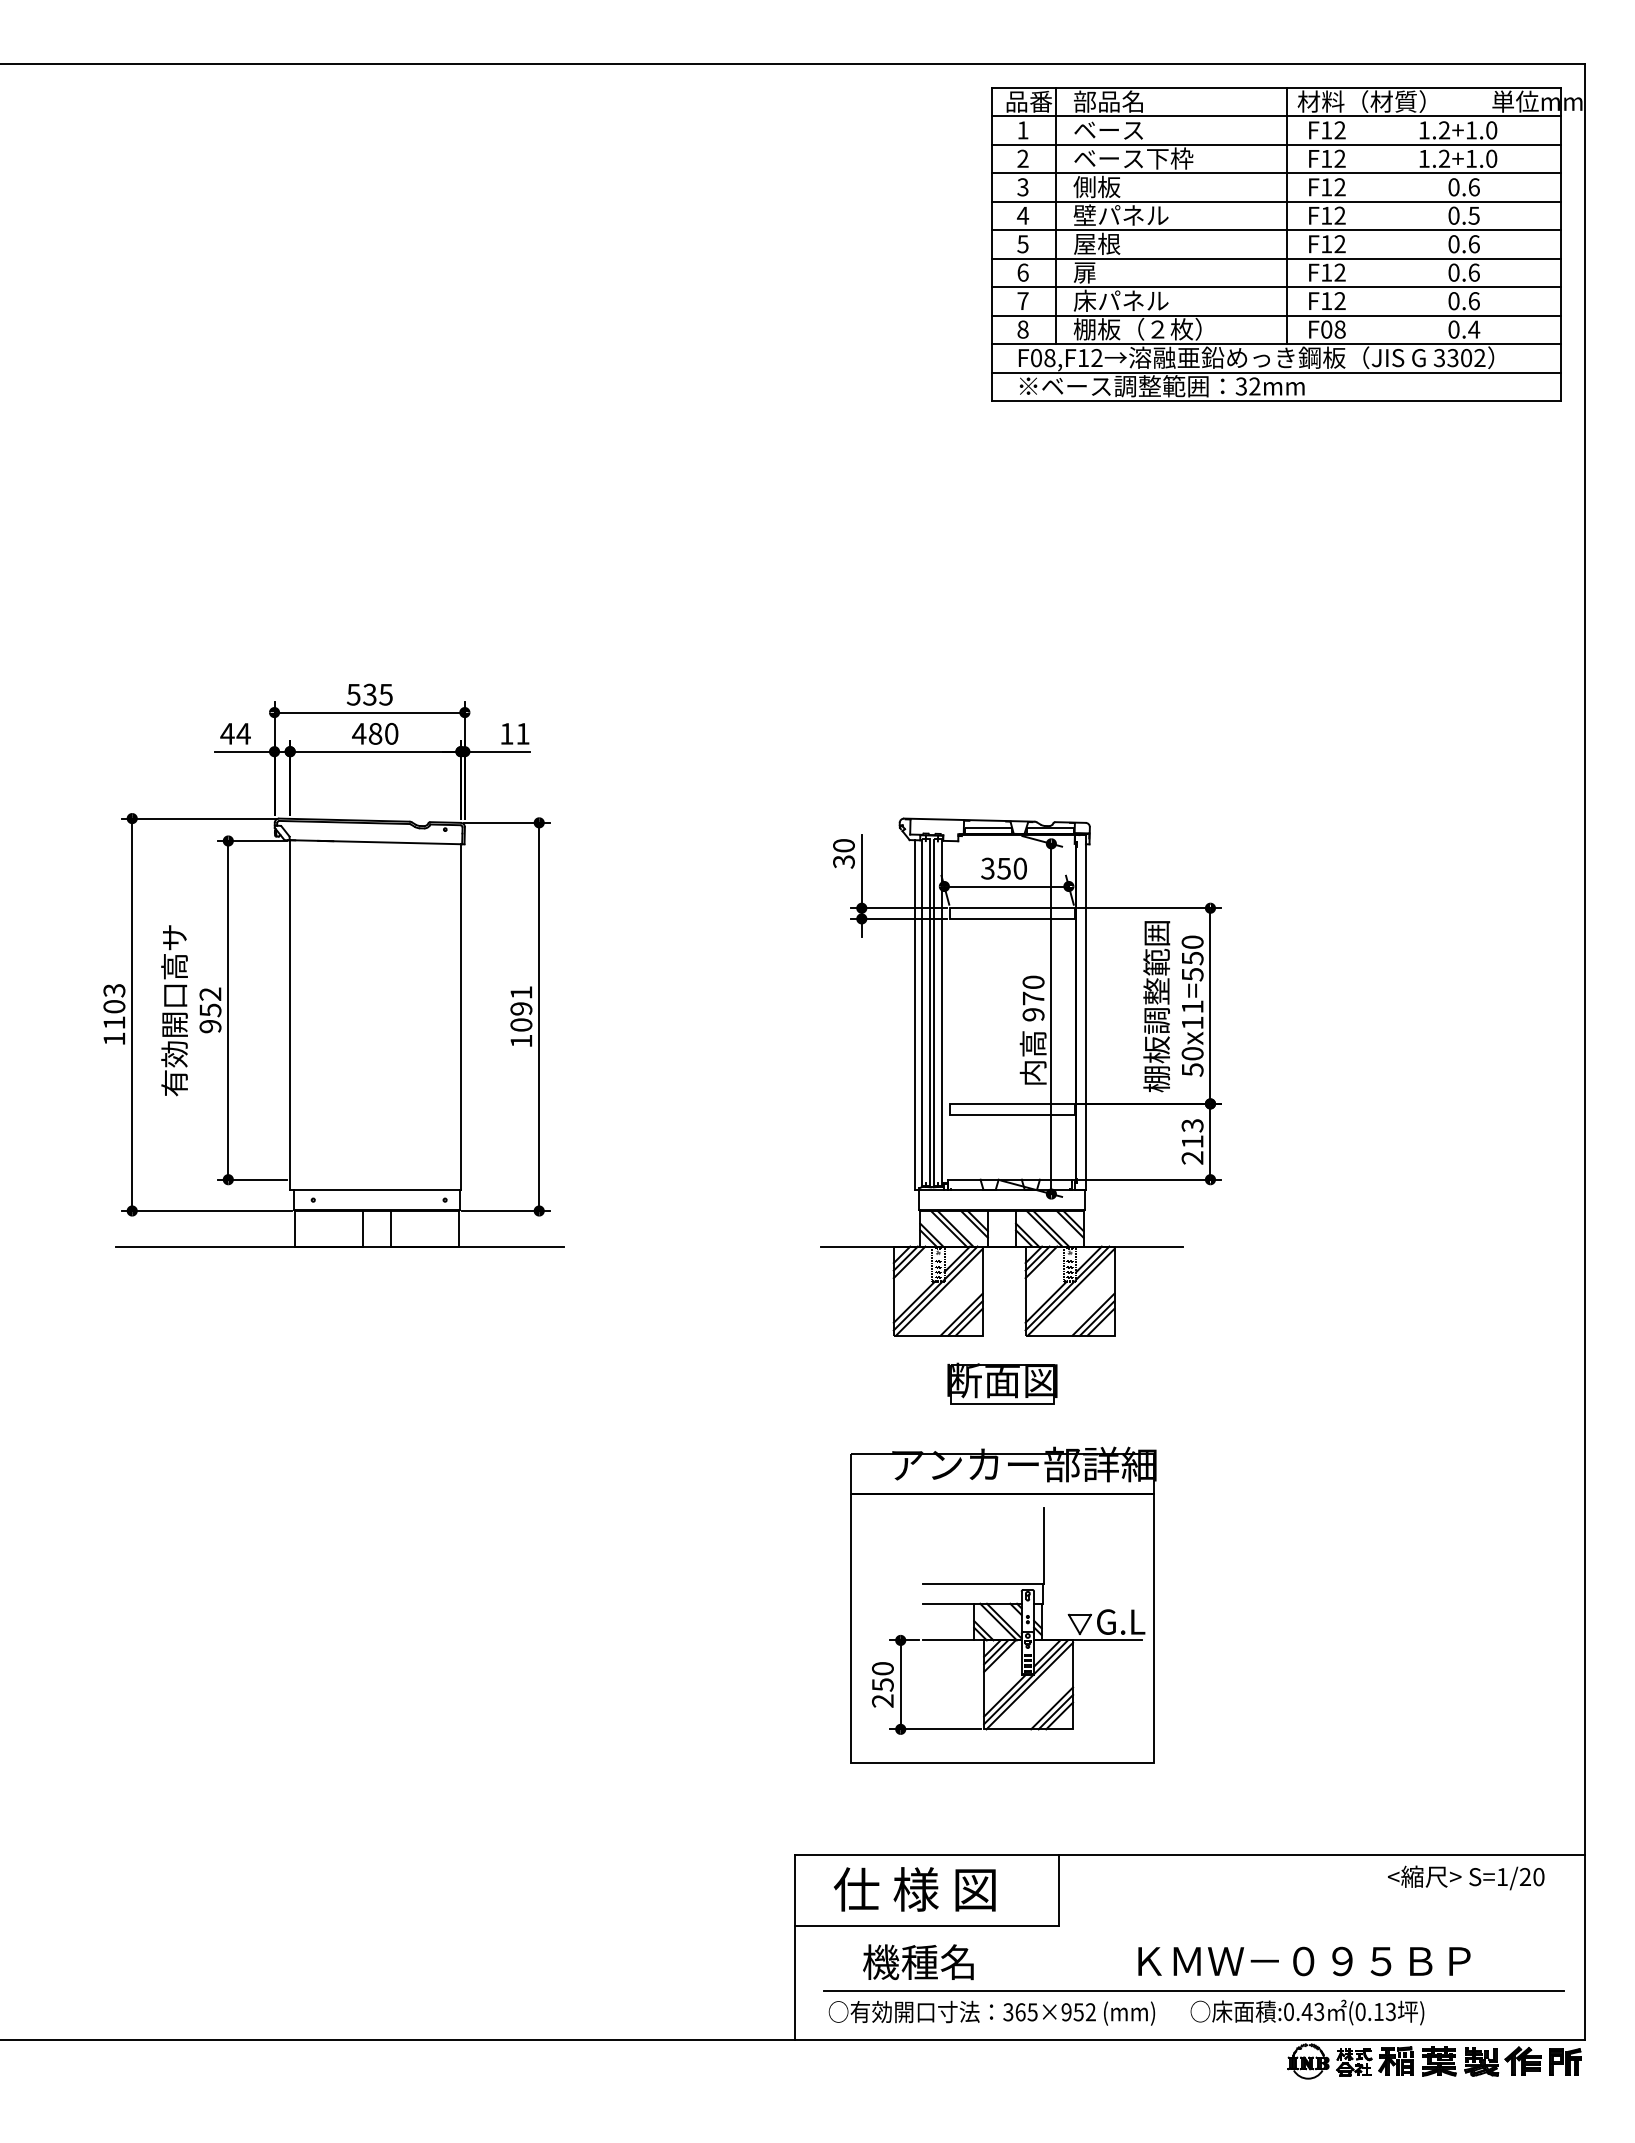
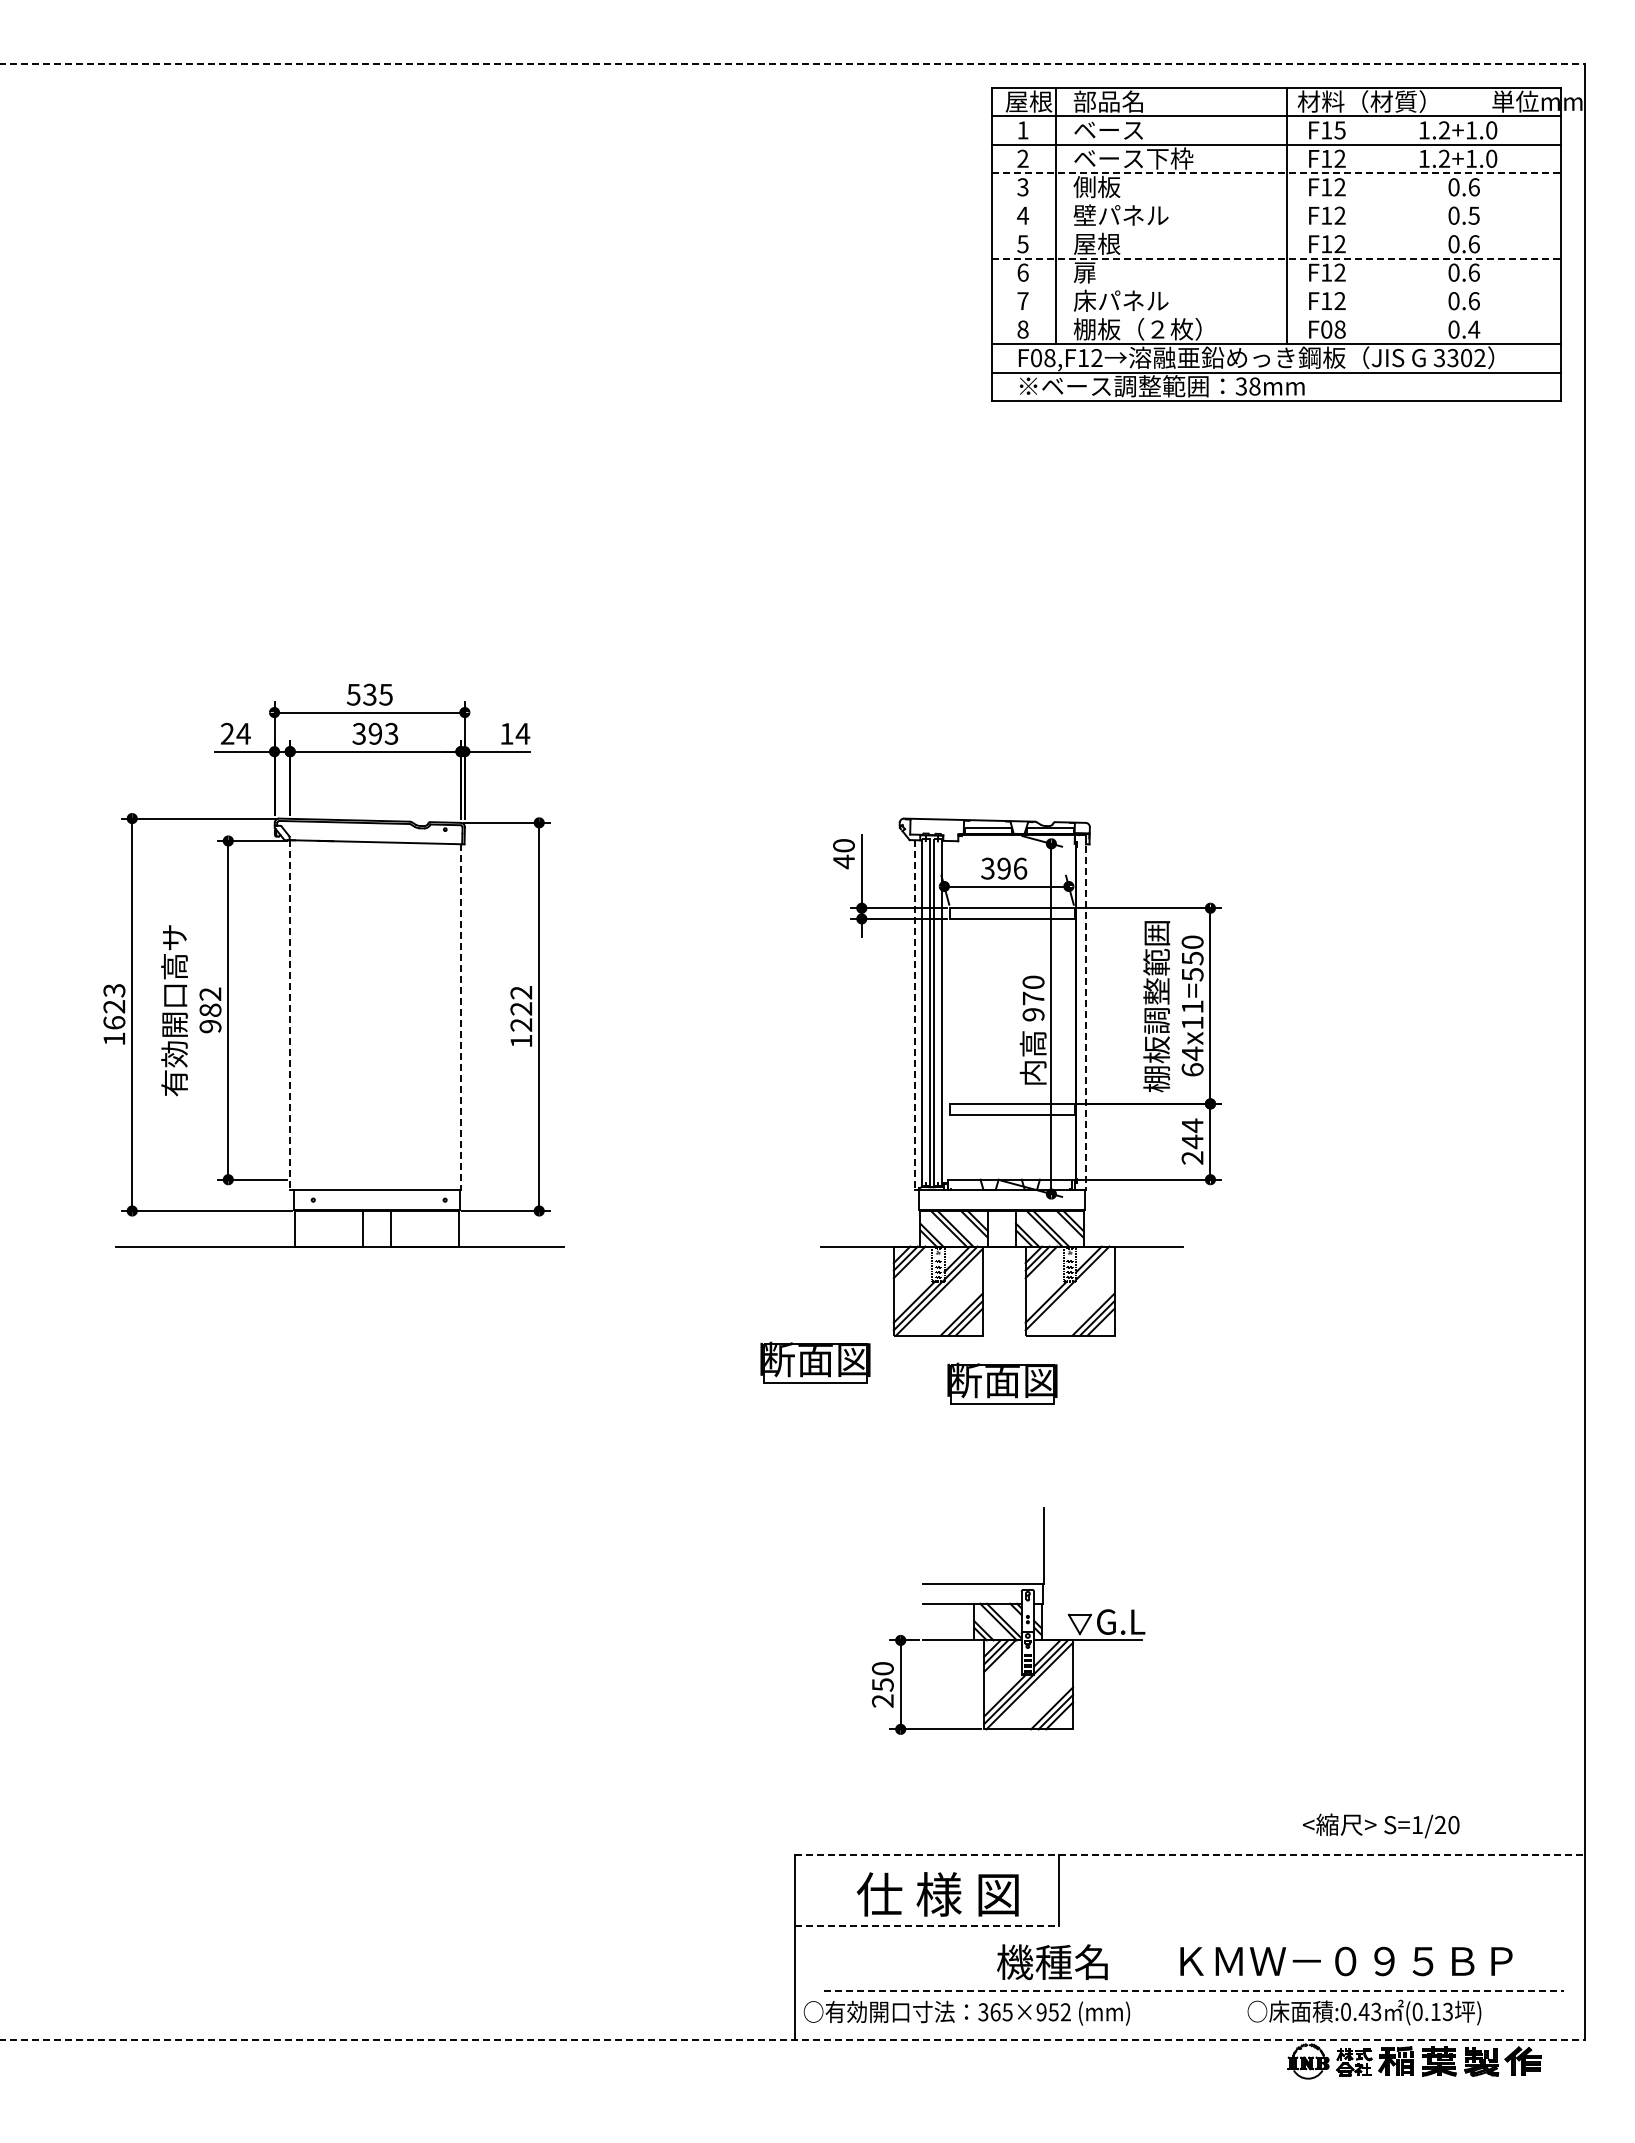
line: solid -> dashed (793, 64)
text: 品番 -> 屋根 (1028, 101)
text: F12 -> F15 (1339, 130)
line: solid -> dashed (1276, 173)
line: present -> none (1276, 201)
line: present -> none (1276, 230)
line: solid -> dashed (1276, 258)
line: present -> none (1276, 287)
line: present -> none (1276, 315)
text: 32mm -> 38mm (1254, 386)
text: 44 -> 24 (227, 733)
text: 480 -> 393 (375, 733)
text: 11 -> 14 (522, 733)
text: 30 -> 40 (843, 861)
text: 350 -> 396 (1012, 868)
text: 1091 -> 1222 (521, 1008)
text: 952 -> 982 (210, 1010)
line: solid -> dashed (1085, 1012)
text: 1103 -> 1623 (114, 1014)
line: solid -> dashed (290, 1015)
line: solid -> dashed (915, 1015)
line: solid -> dashed (460, 1017)
text: 50x11=550 -> 64x11=550 (1192, 1061)
text: 213 -> 244 (1192, 1133)
line: present -> none (1070, 1291)
part: none -> present (815, 1362)
part: present -> none (1003, 1604)
line: solid -> dashed (1190, 1854)
text position: (1466, 1877) -> (1381, 1825) (1381, 1825)
text position: (914, 1889) -> (937, 1894) (937, 1894)
line: solid -> dashed (926, 1925)
text position: (1304, 1961) -> (1346, 1961) (1346, 1961)
text position: (918, 1962) -> (1052, 1962) (1052, 1962)
line: solid -> dashed (1194, 1990)
text position: (991, 2012) -> (966, 2012) (966, 2012)
text position: (1307, 2012) -> (1364, 2012) (1364, 2012)
line: solid -> dashed (793, 2039)
part: present -> none (1565, 2061)
